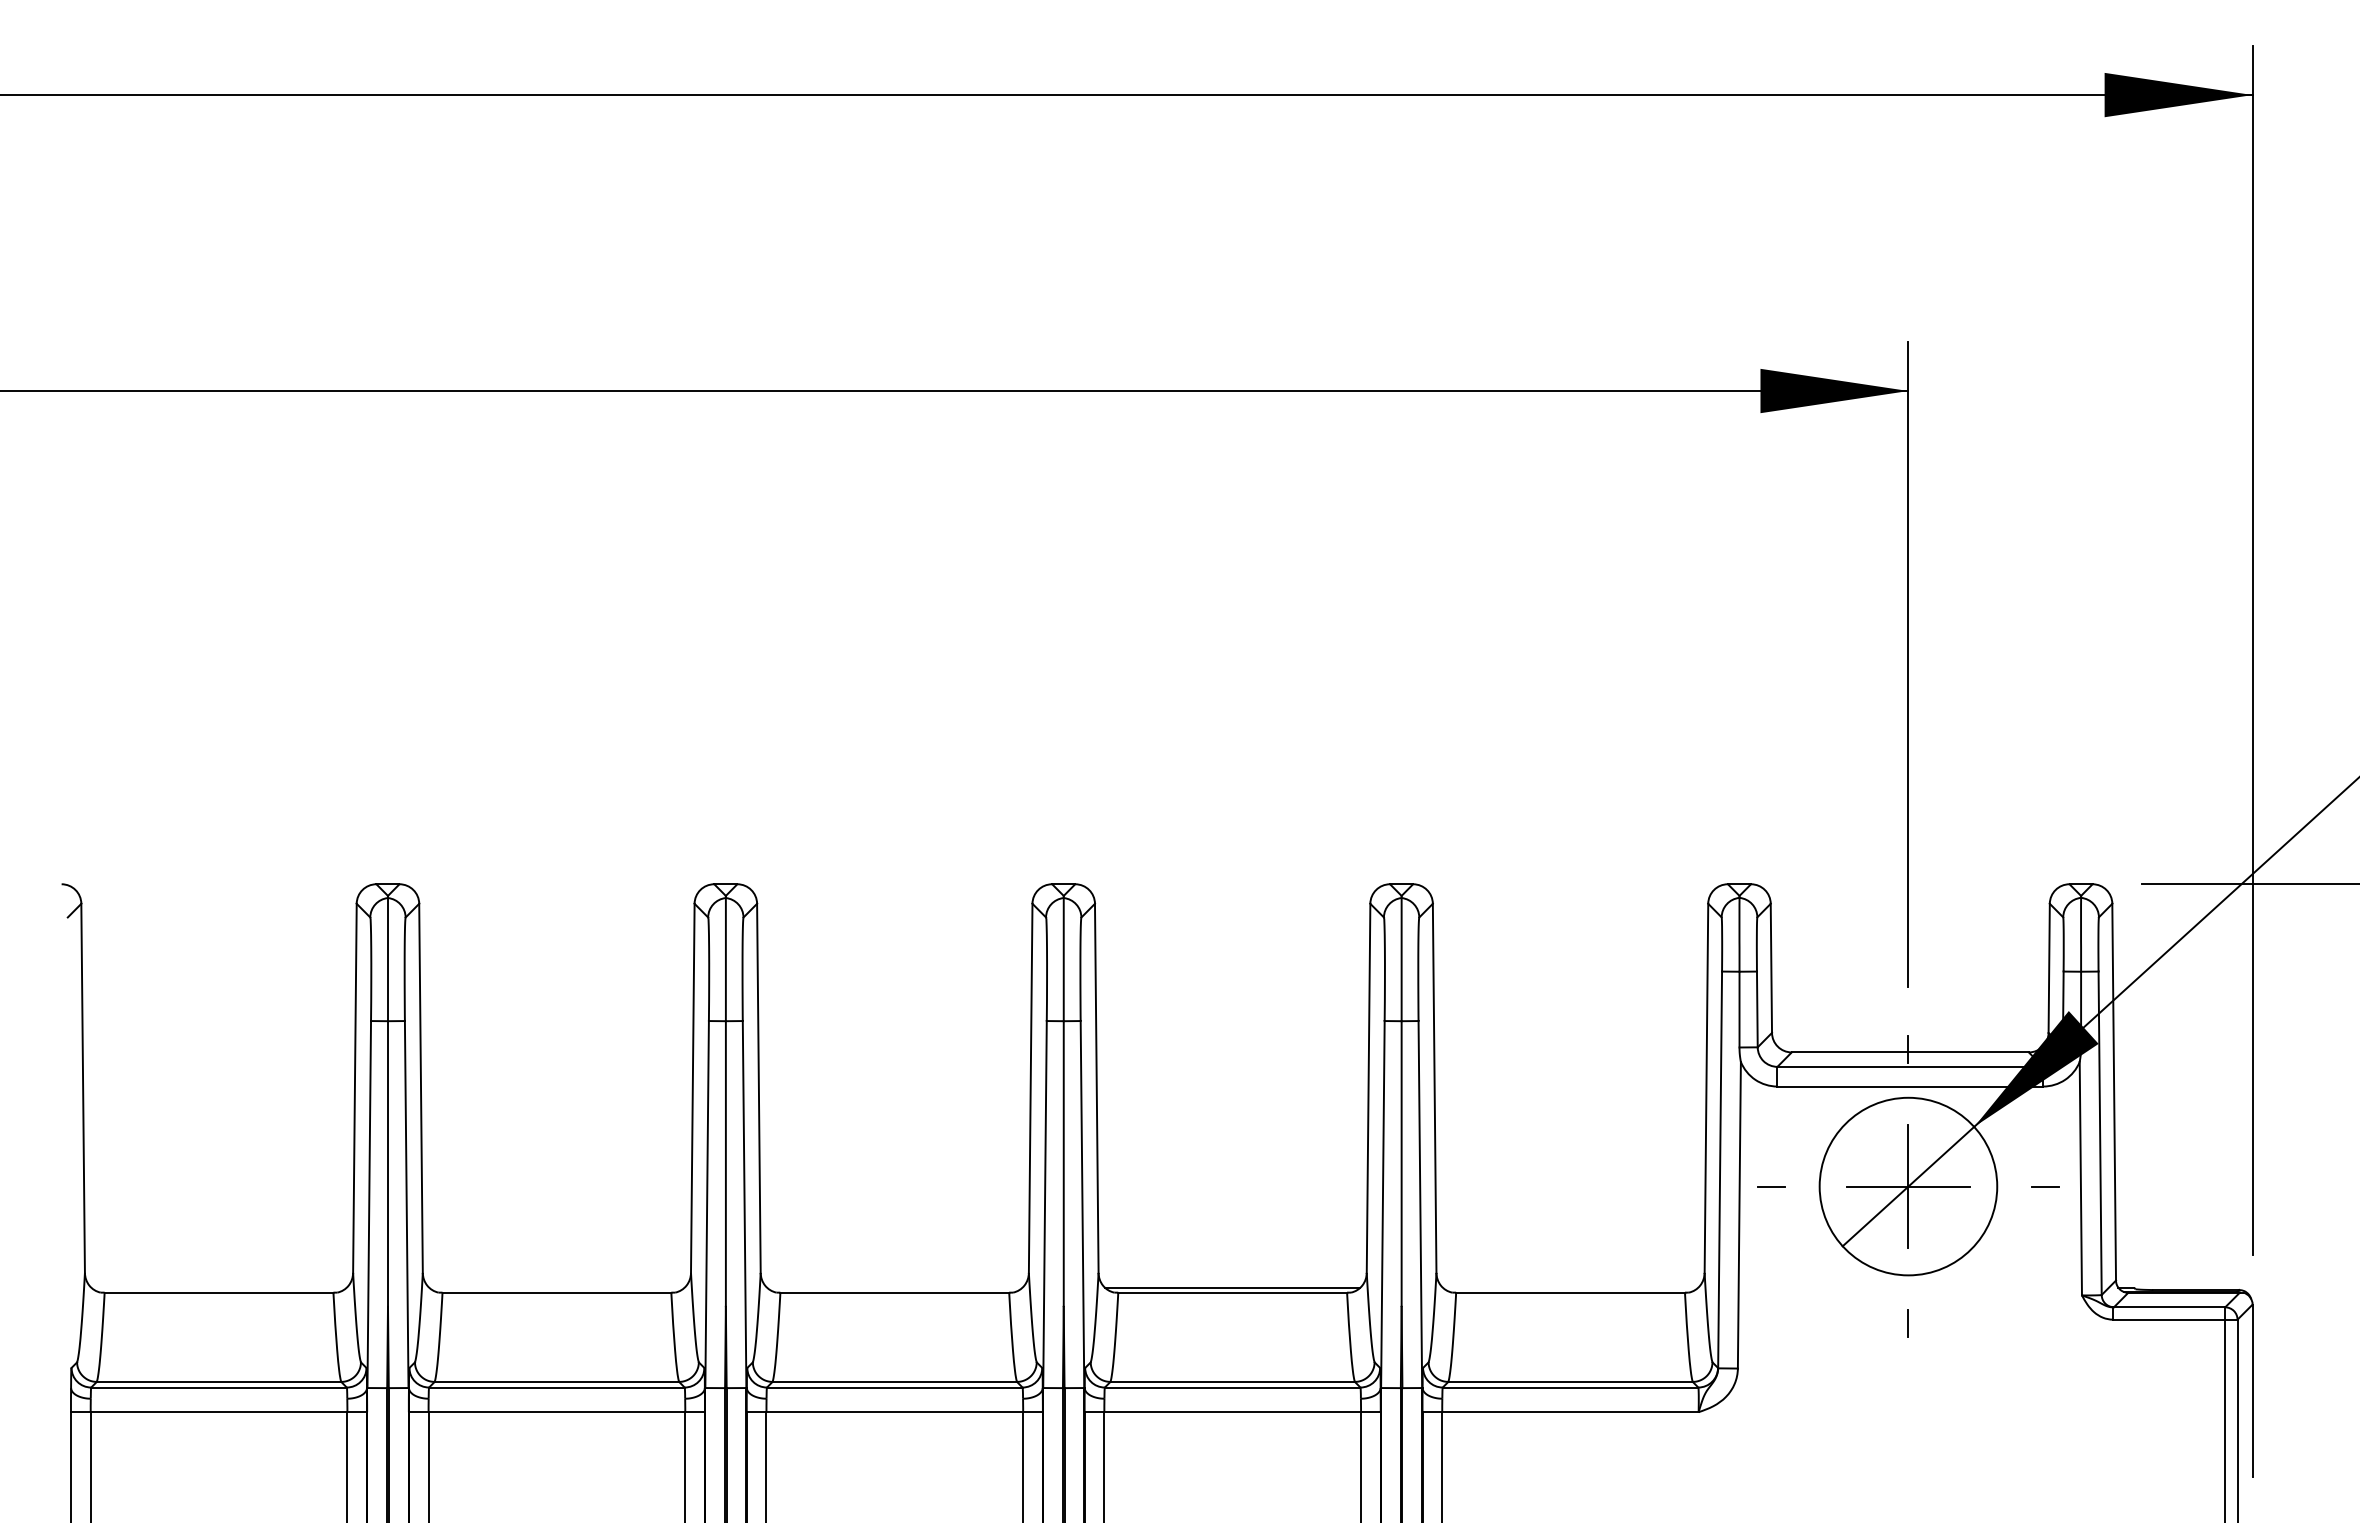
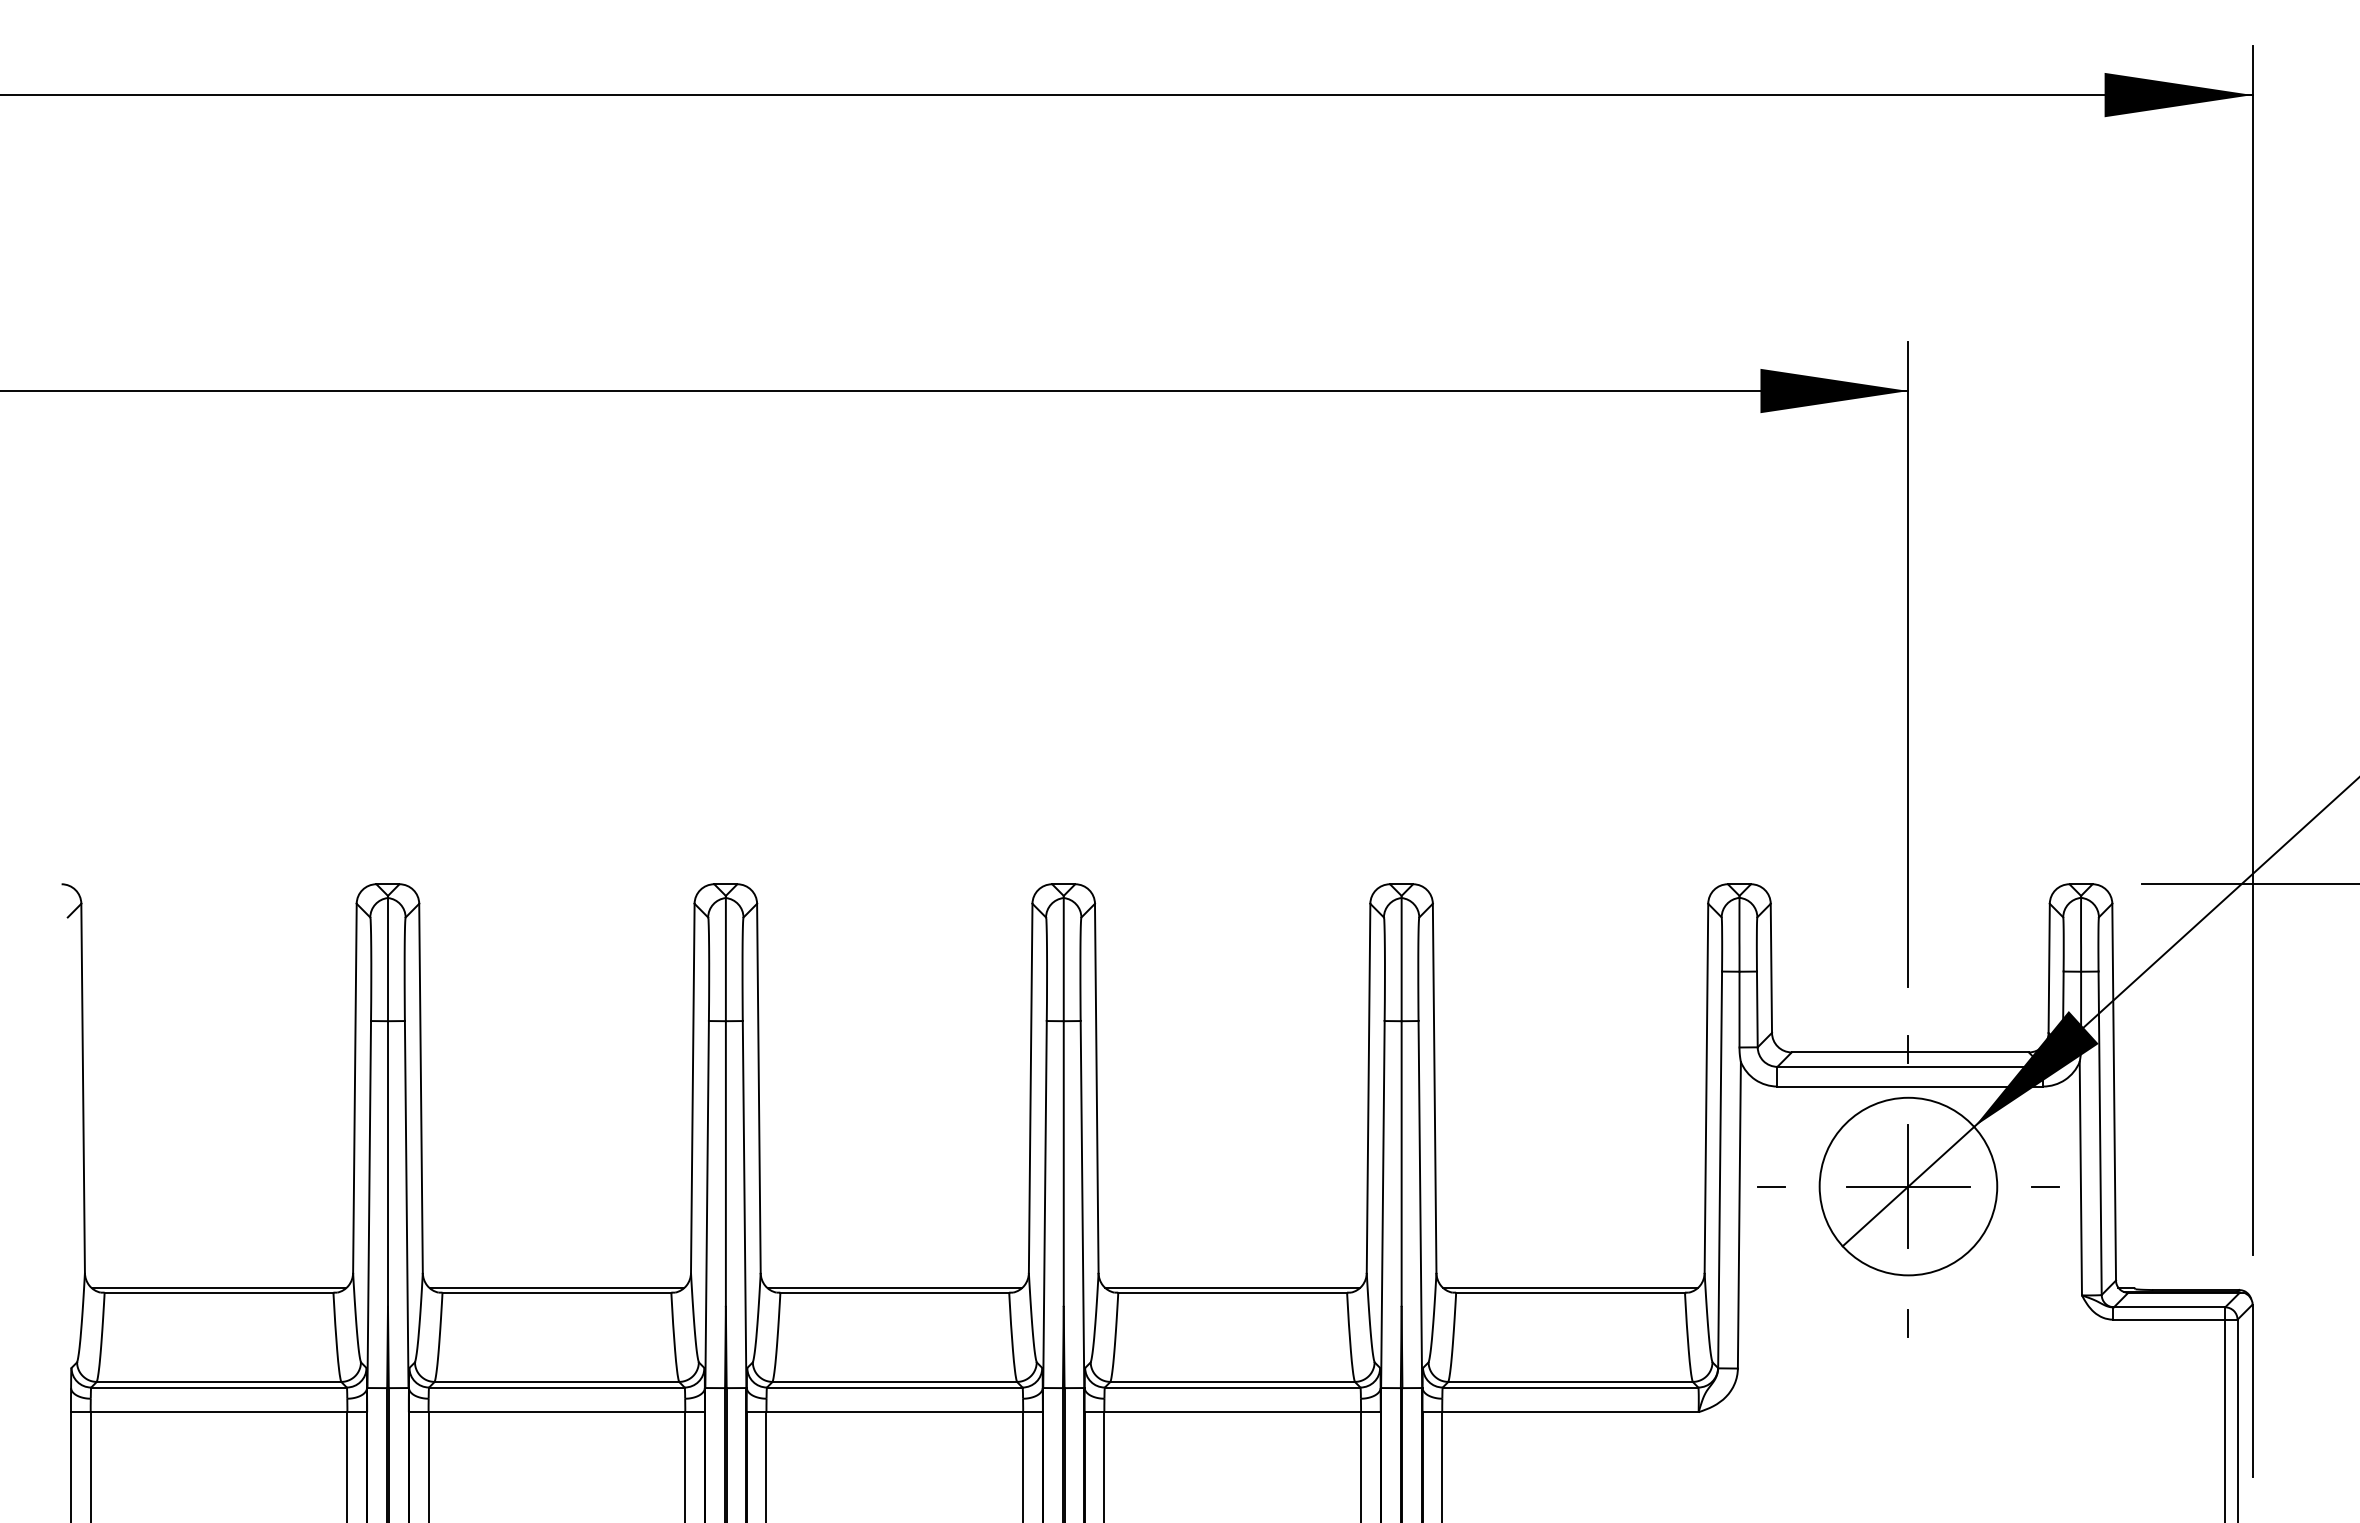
line: none -> present (218, 1287)
line: none -> present (556, 1287)
line: none -> present (894, 1287)
line: none -> present (1570, 1287)
